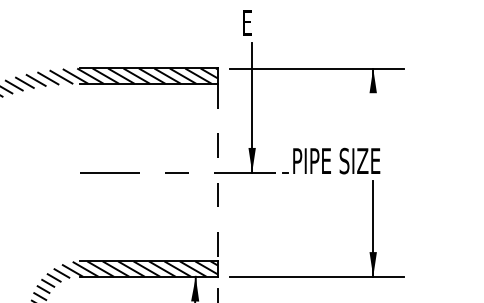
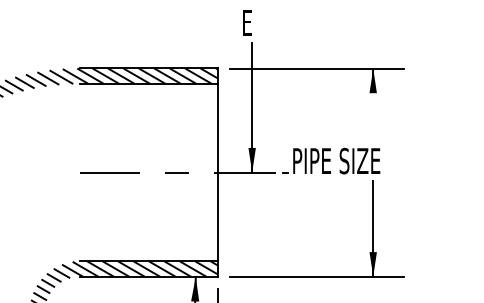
line: dashed -> solid (217, 172)
